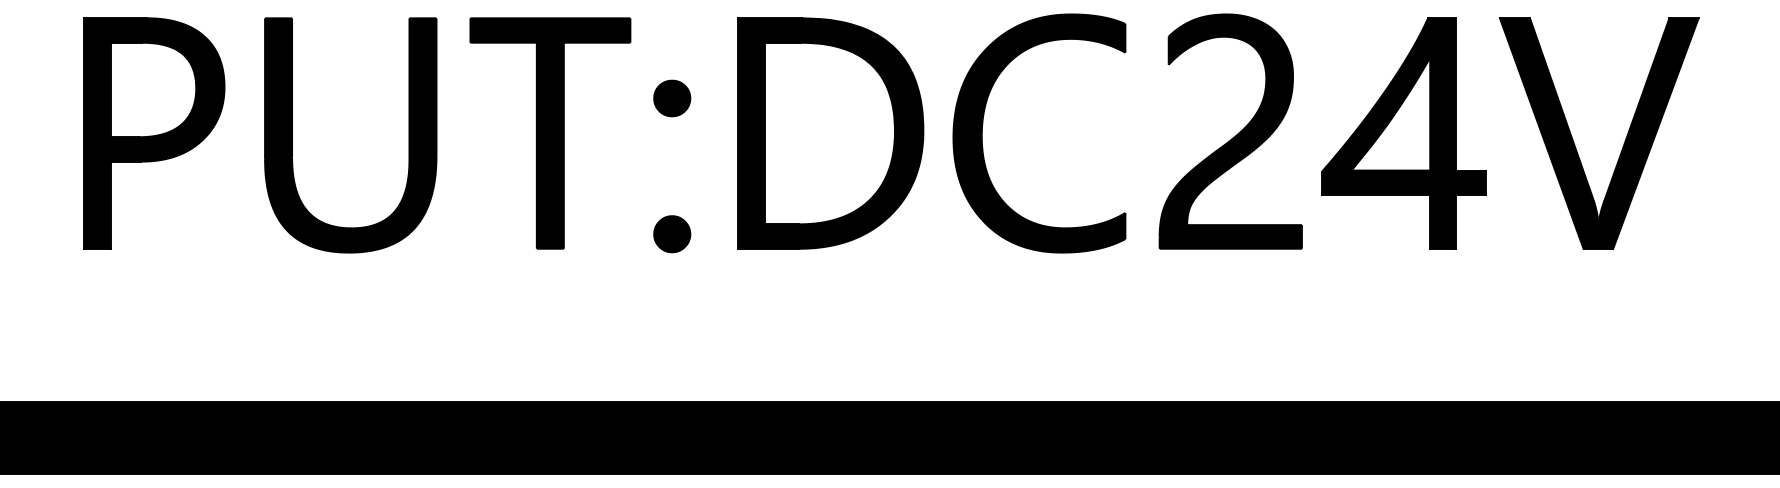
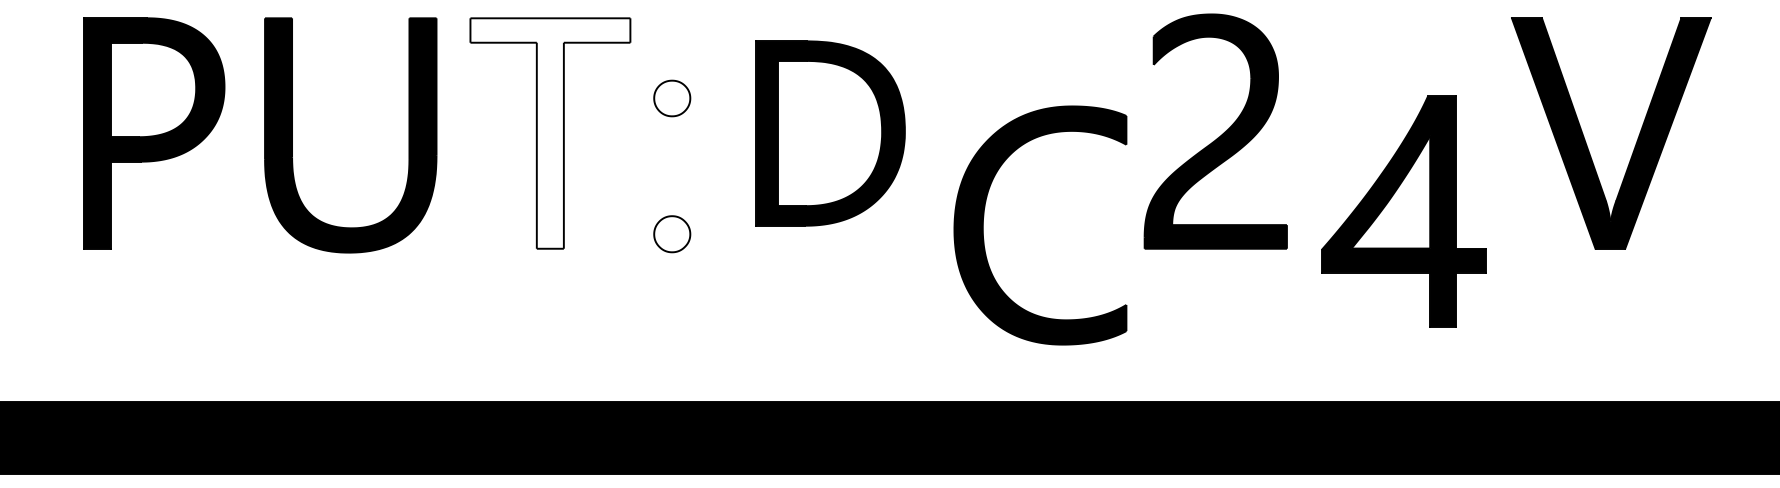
fill: present -> none (672, 98)
part position: (983, 124) -> (984, 216) (984, 216)
fill: present -> none (550, 133)
part size: 188x233 px -> 151x187 px (830, 133)
part position: (1403, 133) -> (1403, 211) (1403, 211)
part position: (1232, 137) -> (1217, 137) (1217, 137)
part position: (1624, 140) -> (1636, 140) (1636, 140)
fill: present -> none (672, 234)
